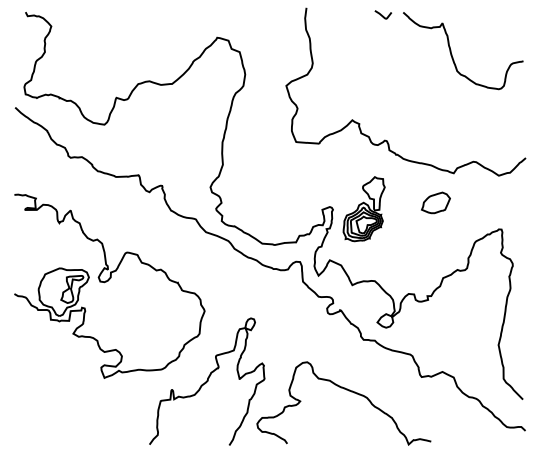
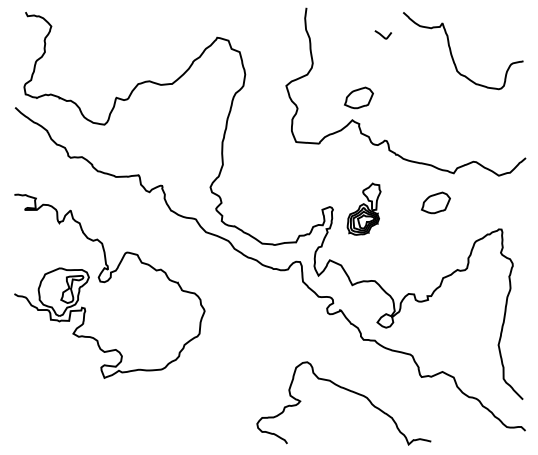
curve position: (382, 14) -> (382, 34) (382, 34)
part: none -> present (358, 97)
part size: 44x67 px -> 36x54 px (363, 208)
curve: present -> none (207, 381)
